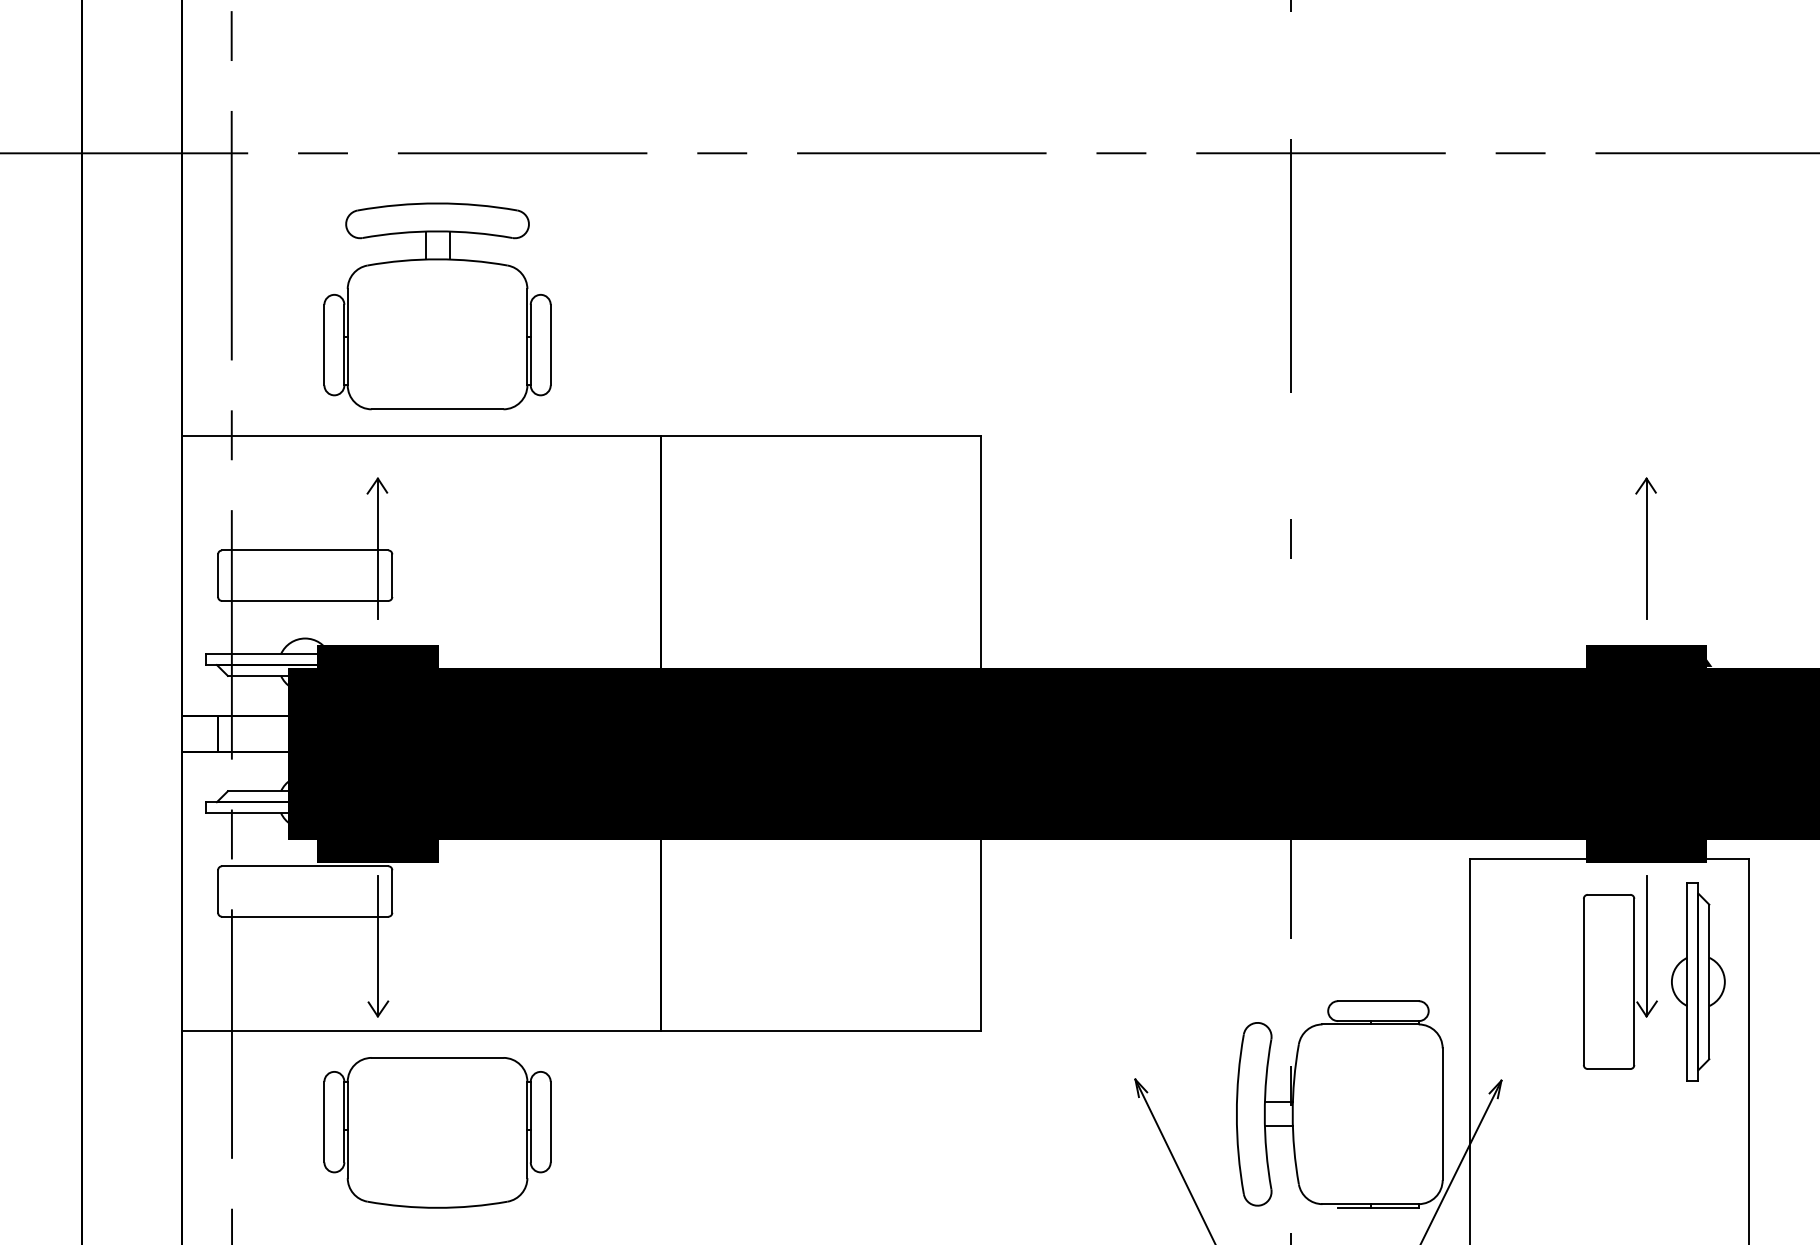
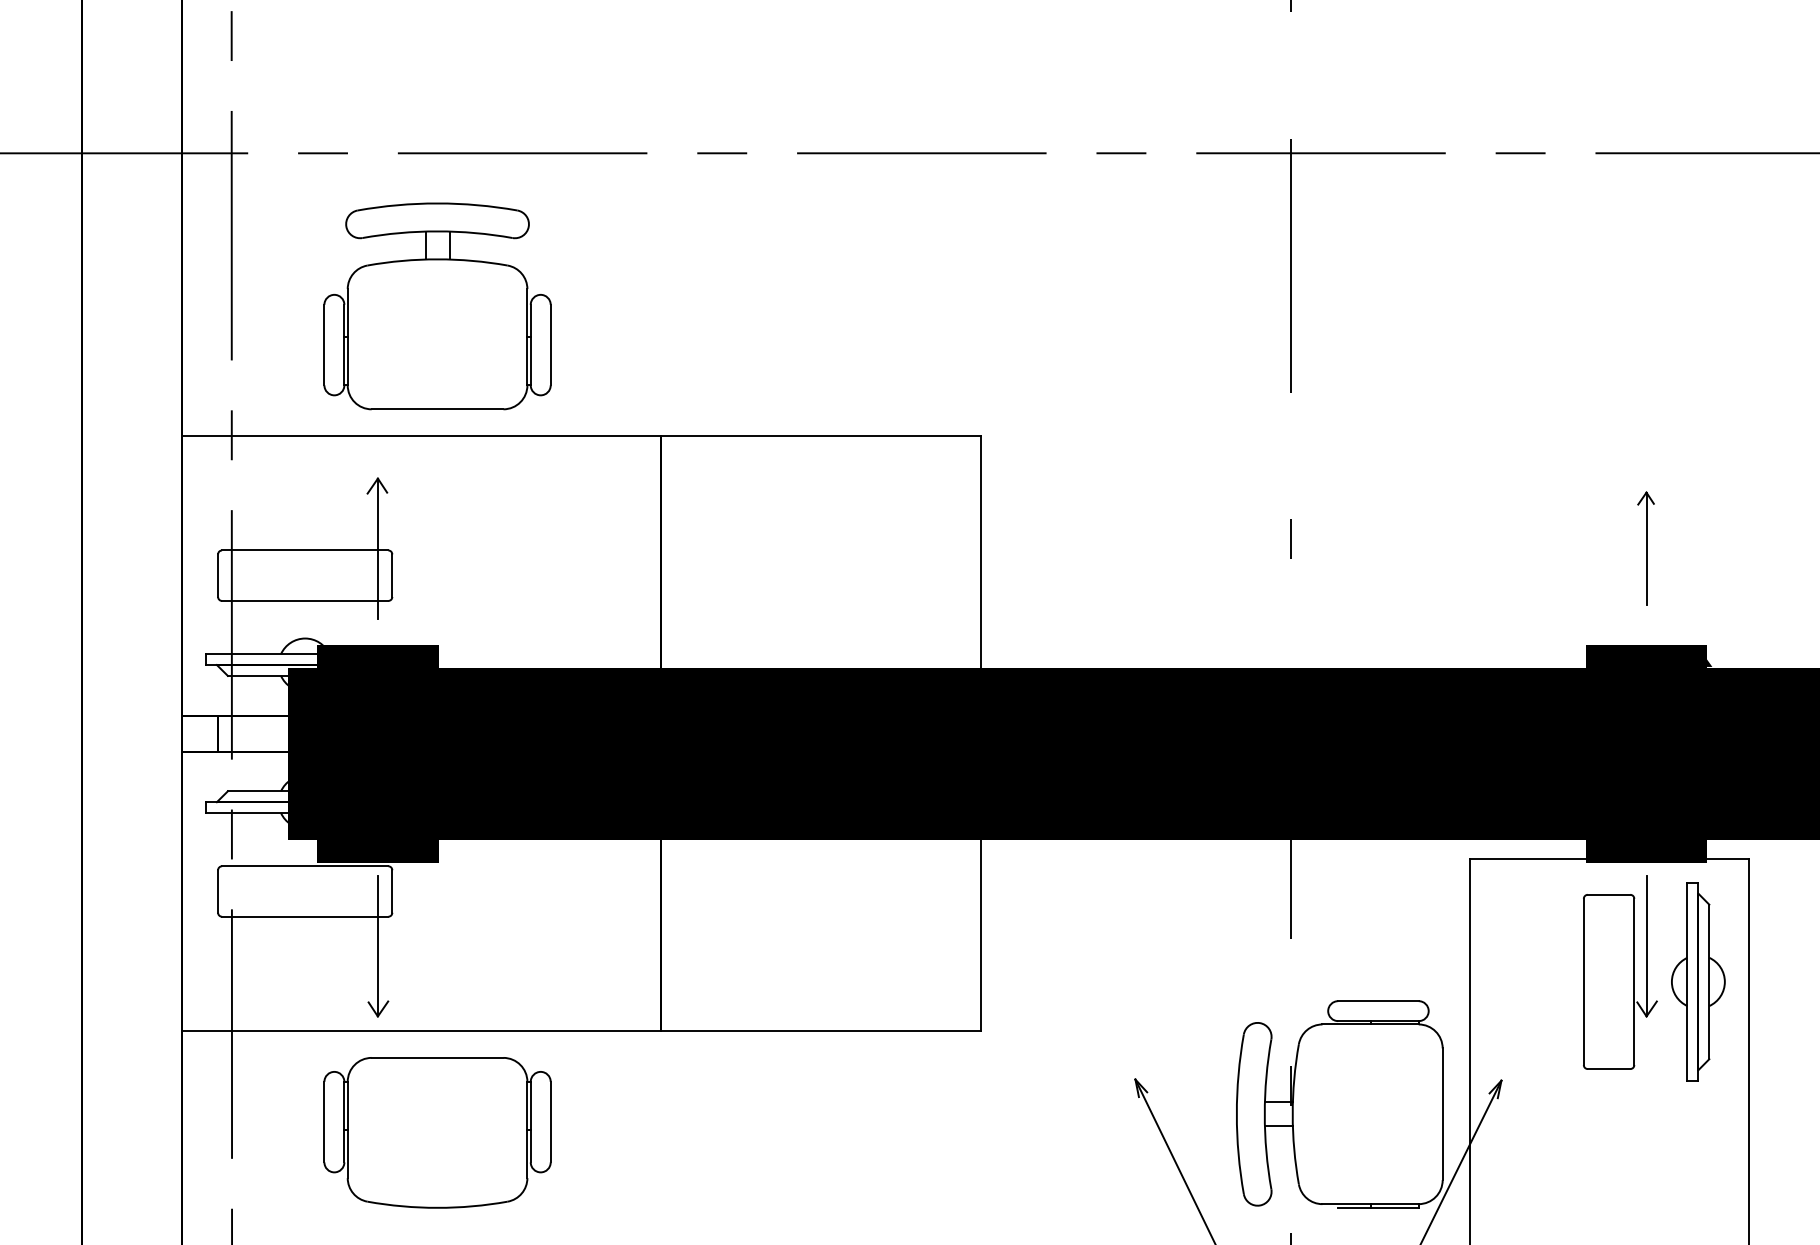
part size: 22x143 px -> 18x115 px (1645, 548)
